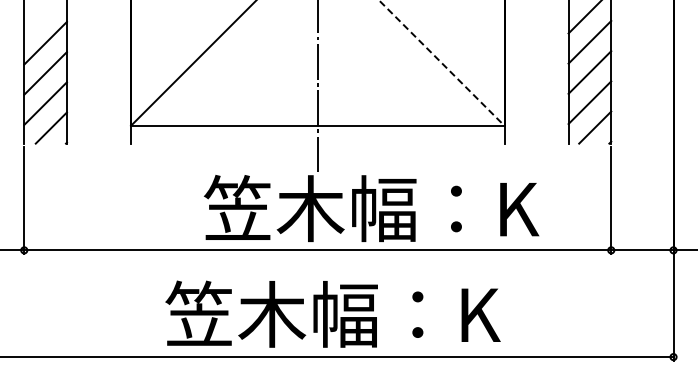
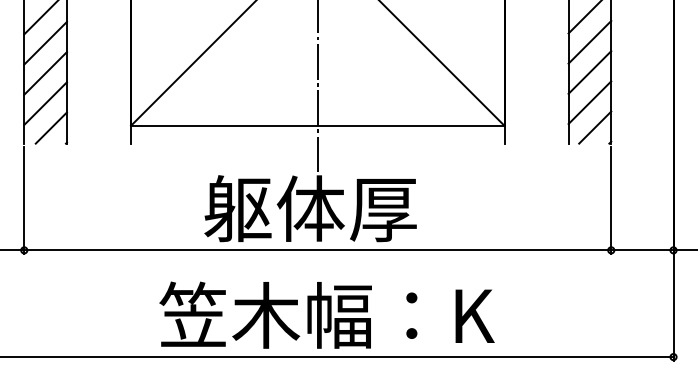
line: none -> present (40, 18)
line: dashed -> solid (441, 63)
text: 笠木幅：K -> 躯体厚 (371, 208)
text position: (332, 313) -> (326, 314) (326, 314)
